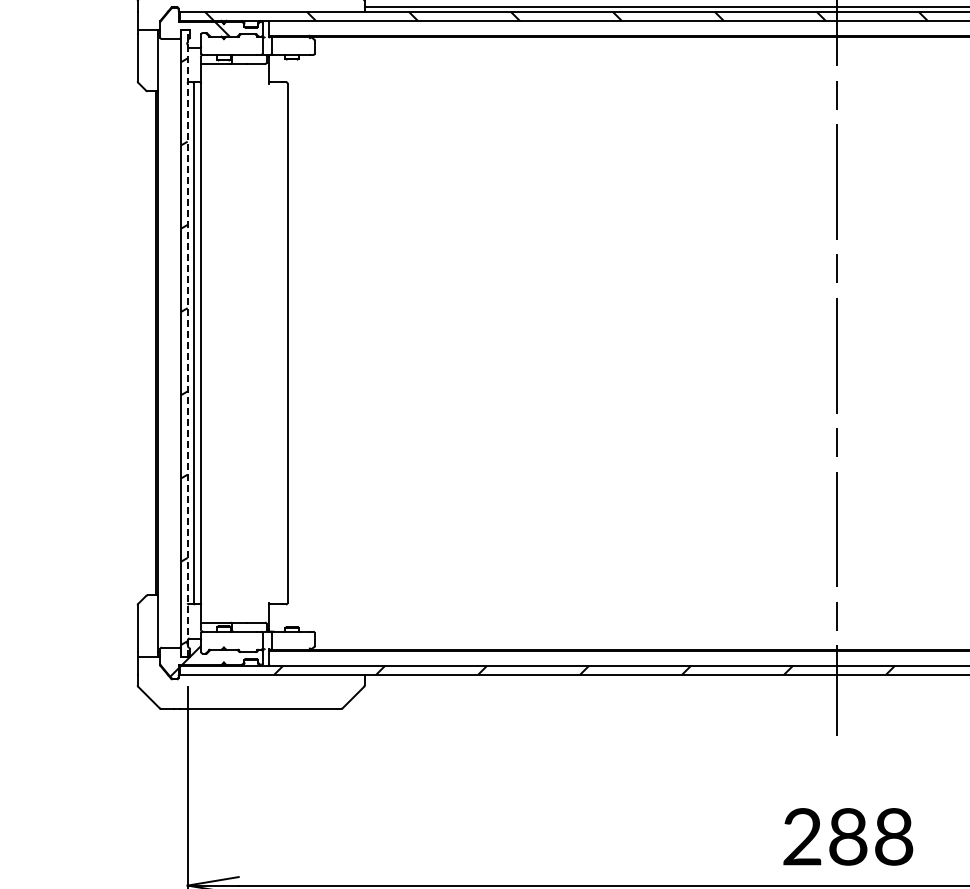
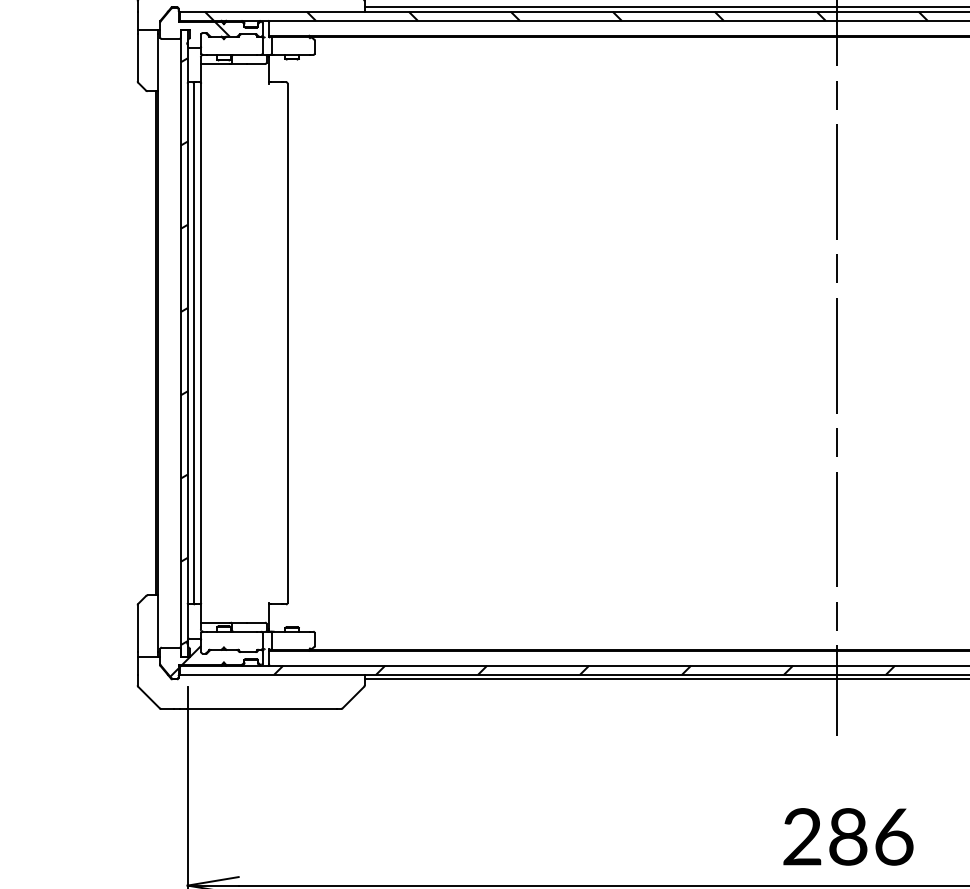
line: dashed -> solid (187, 342)
line: none -> present (665, 679)
text: 288 -> 286 (894, 836)
